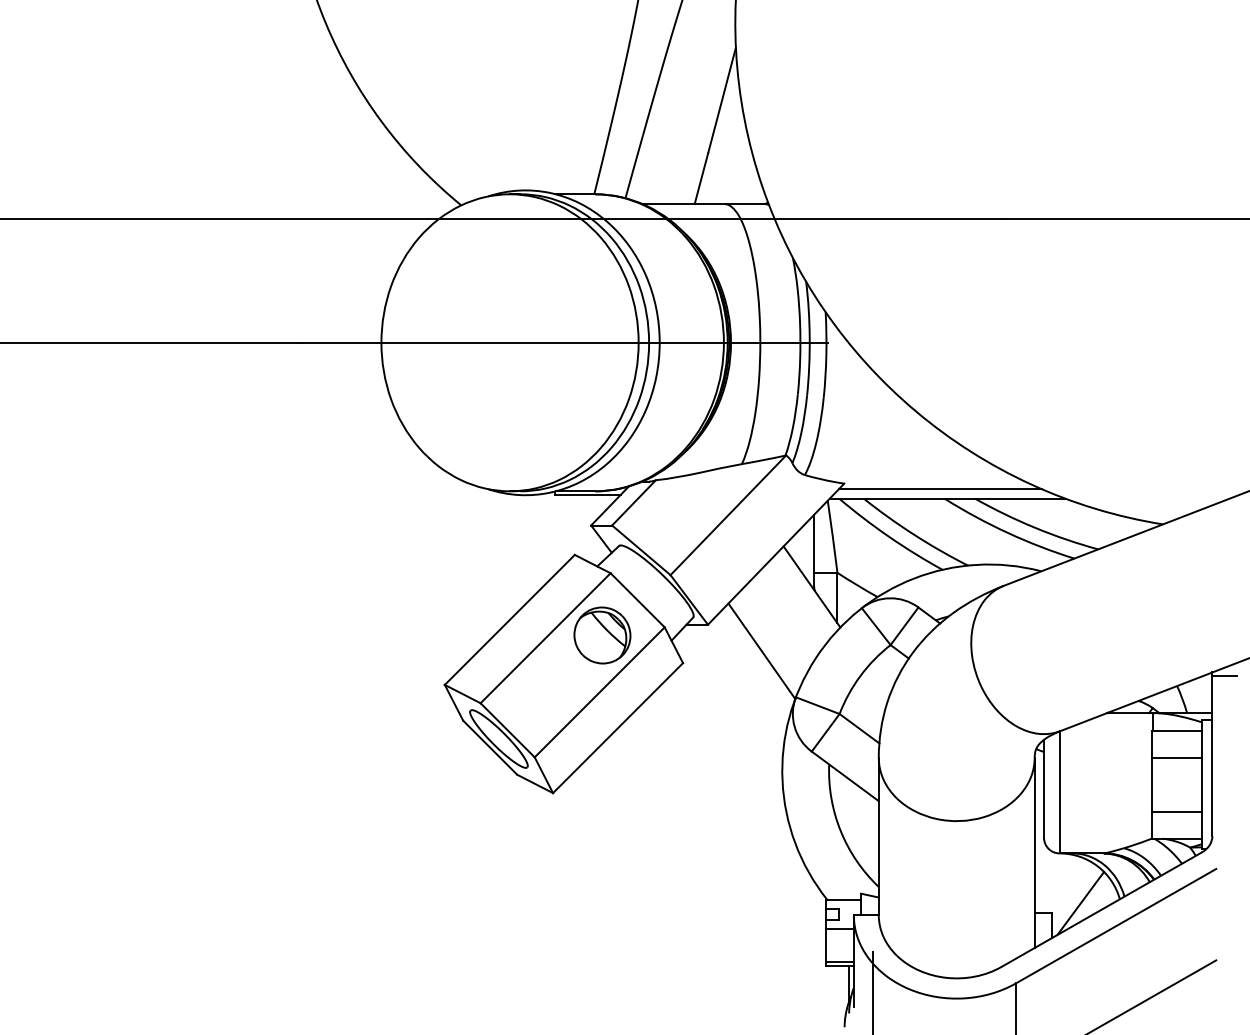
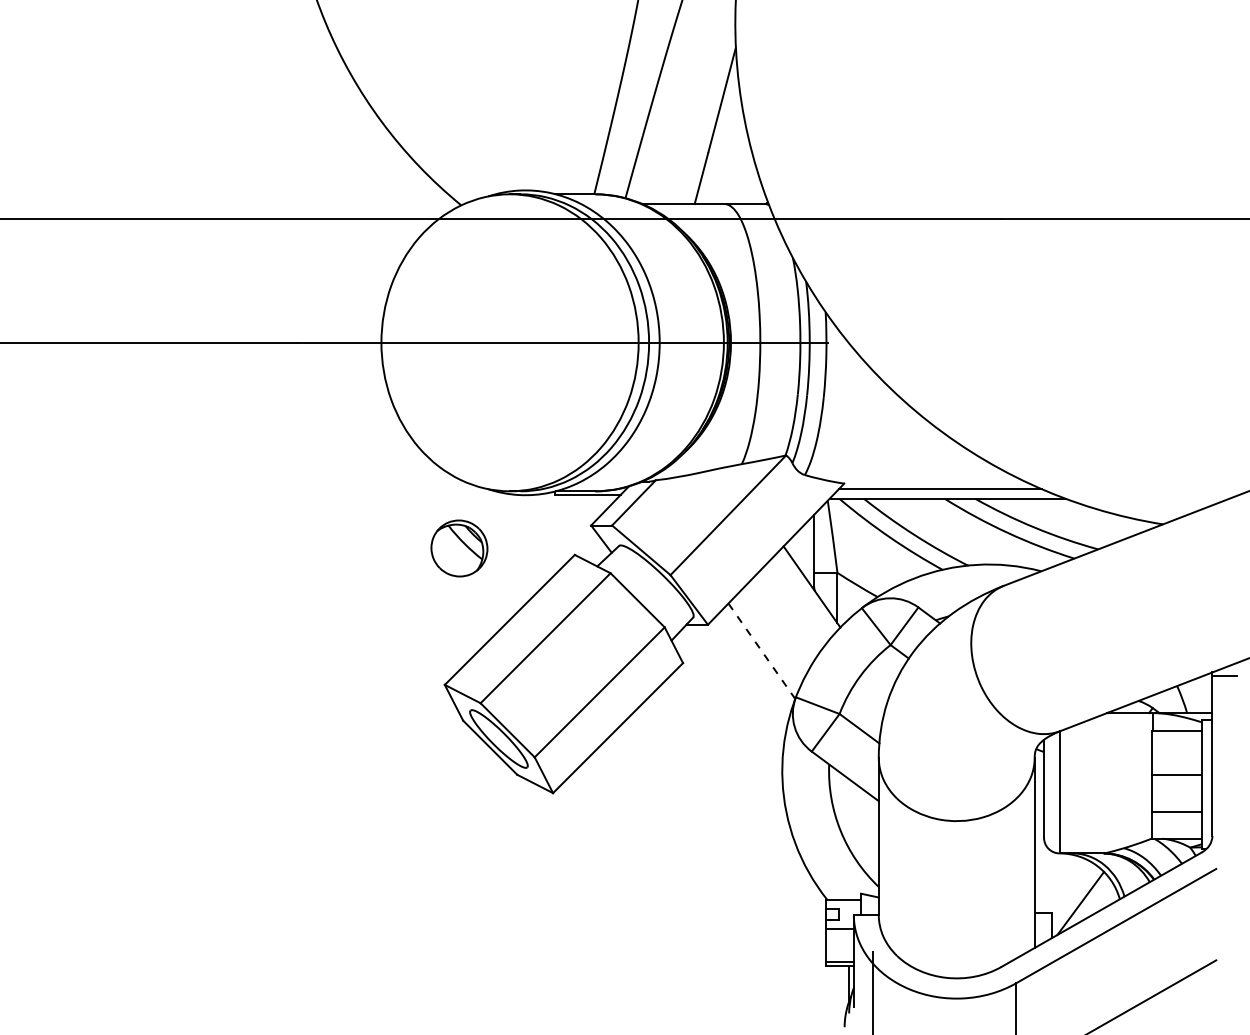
part position: (602, 635) -> (459, 548) (459, 548)
line: solid -> dashed (762, 651)
line position: (1176, 757) -> (1176, 774) (1176, 774)
